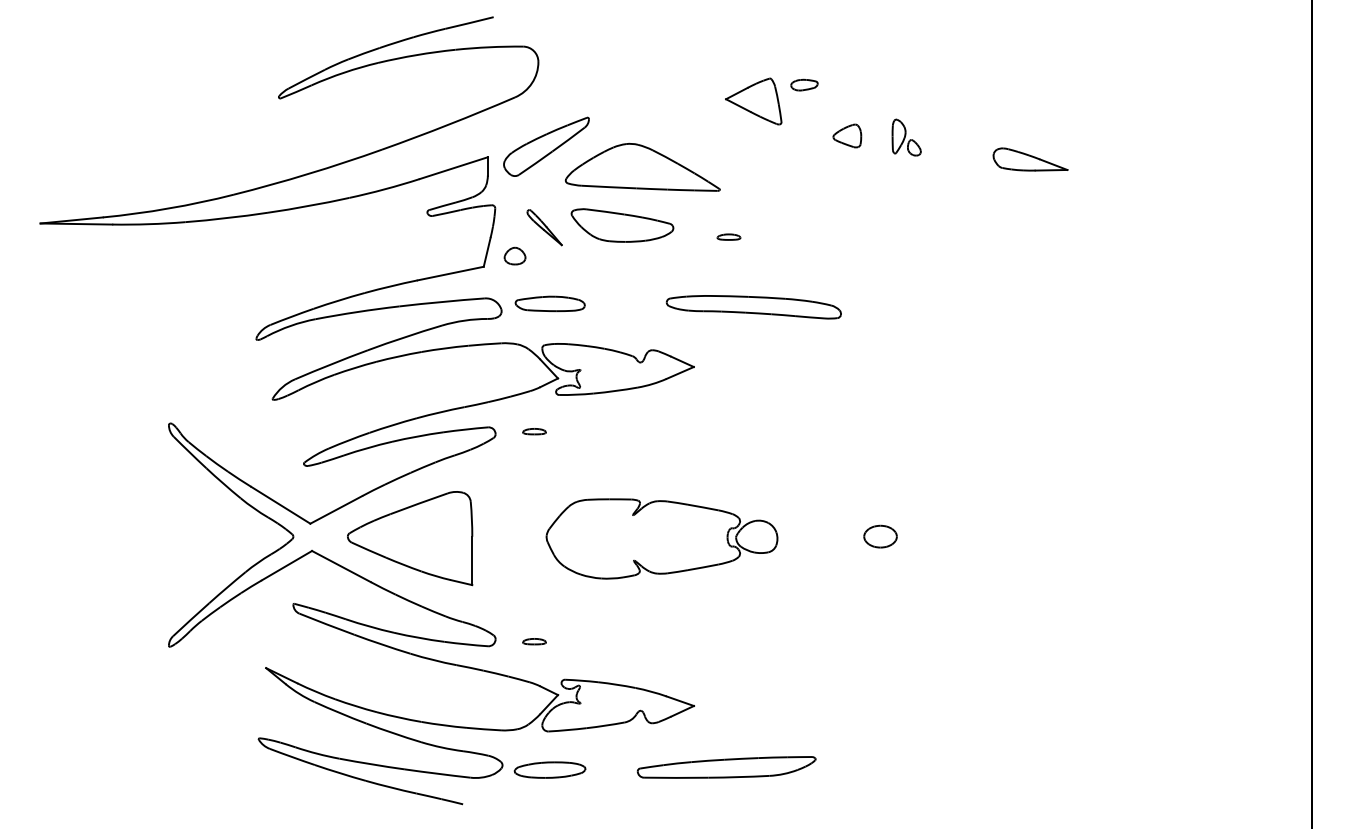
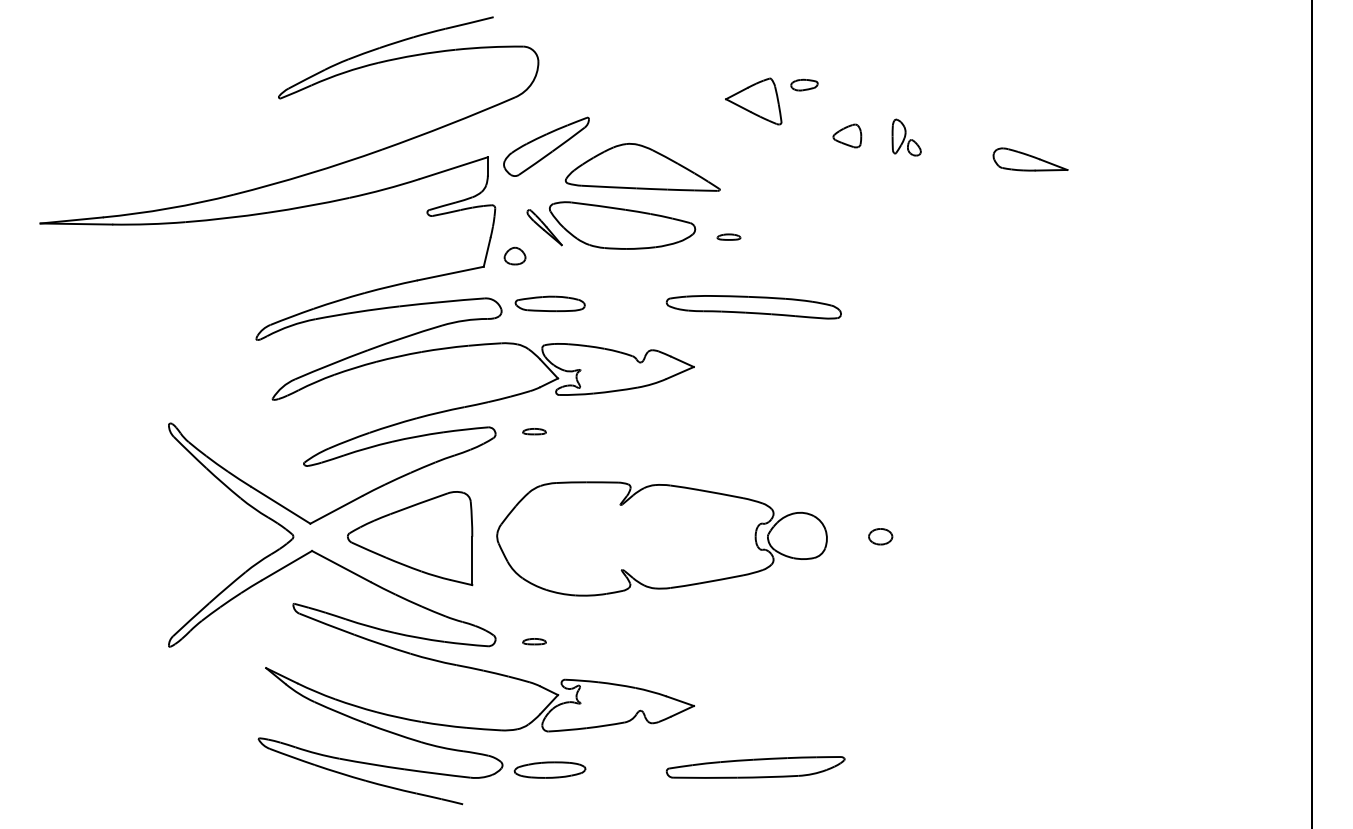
part size: 105x35 px -> 149x49 px (622, 225)
part size: 35x25 px -> 26x18 px (880, 536)
part size: 234x82 px -> 332x116 px (661, 538)
part position: (726, 767) -> (755, 767) (755, 767)
